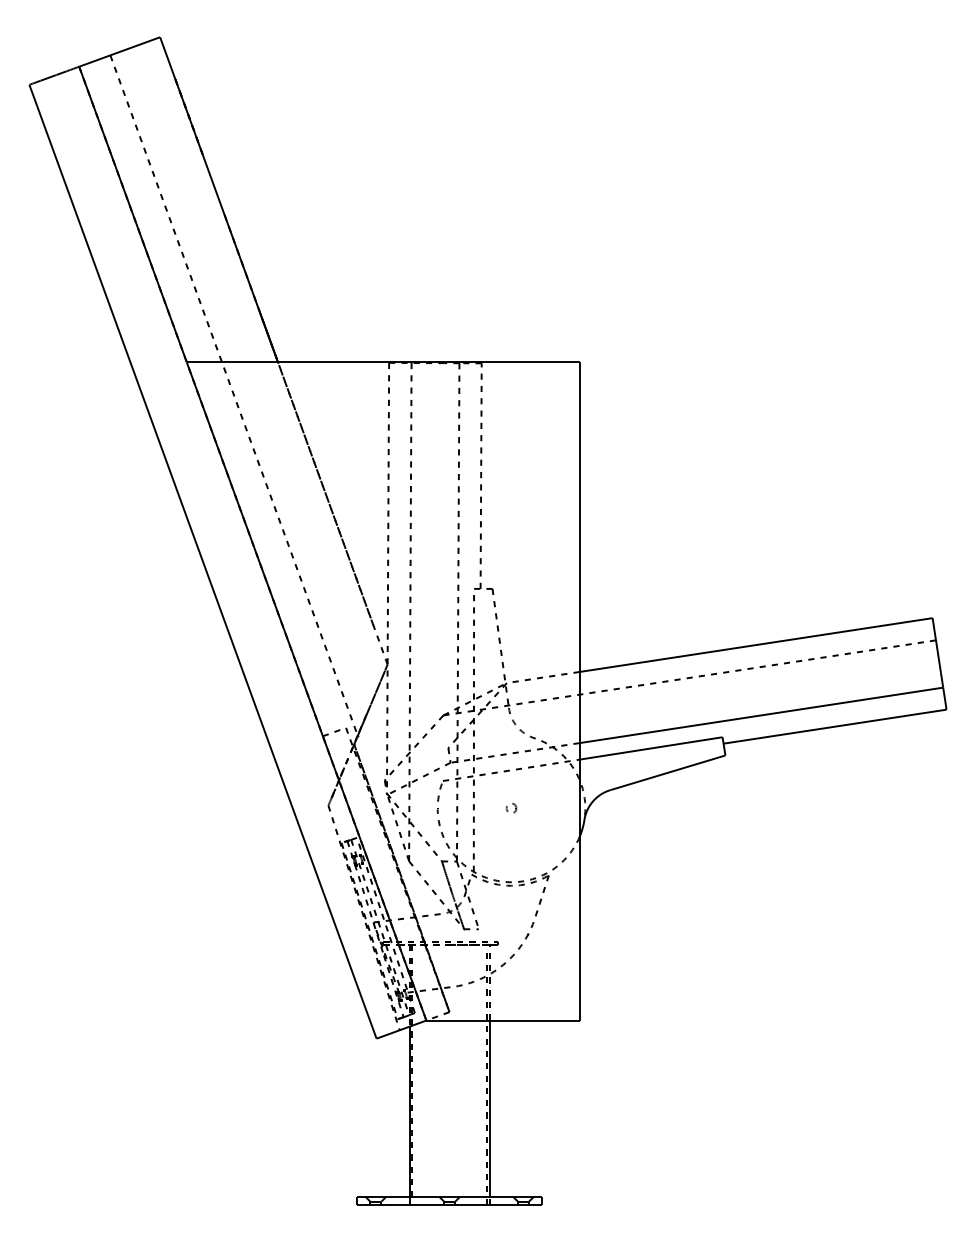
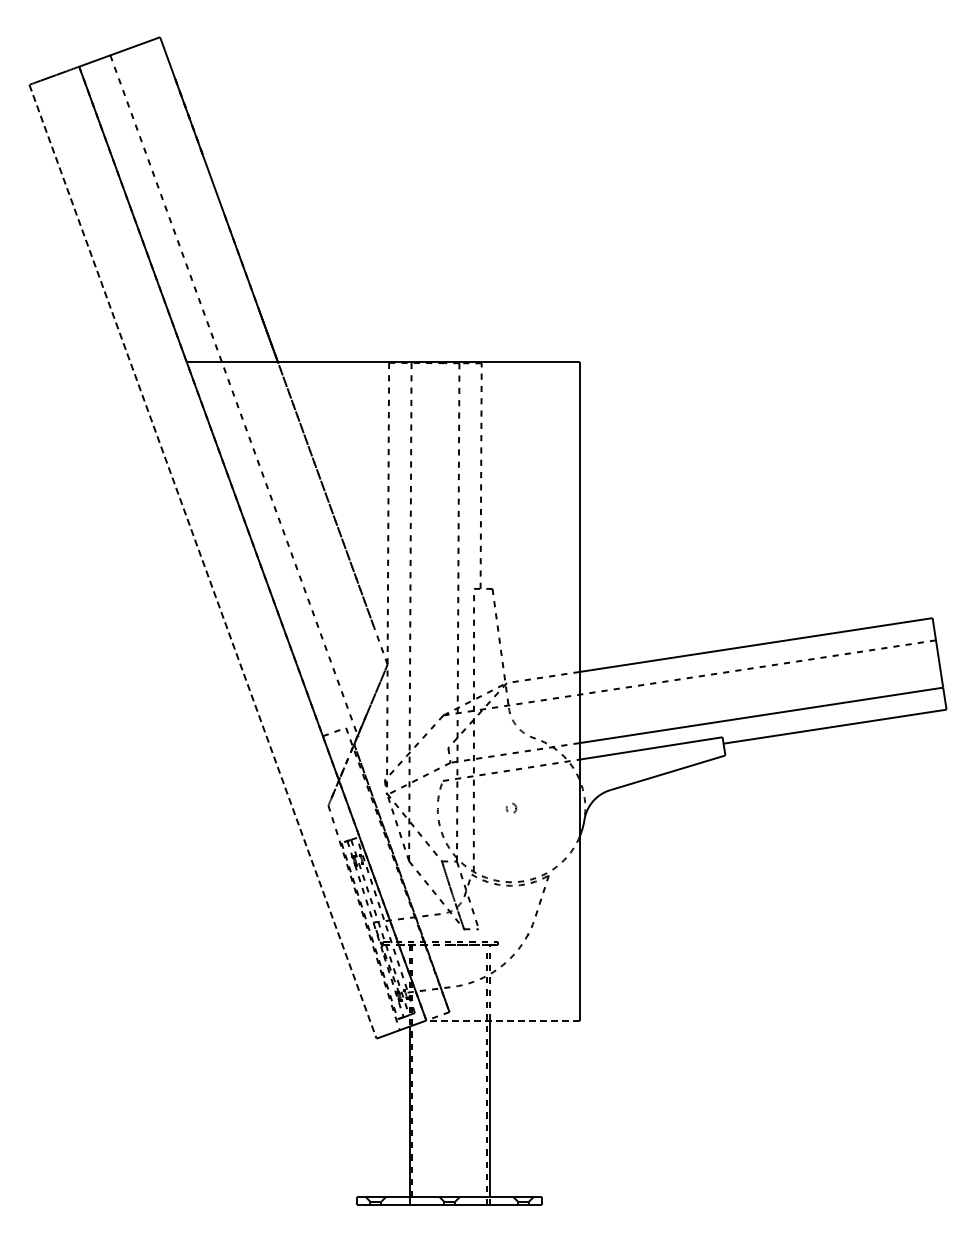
line: solid -> dashed (203, 561)
line: solid -> dashed (502, 1020)
